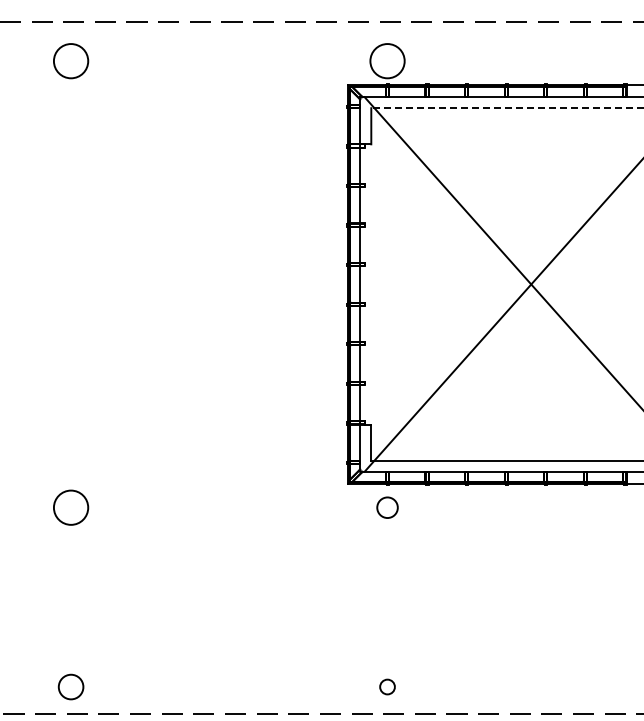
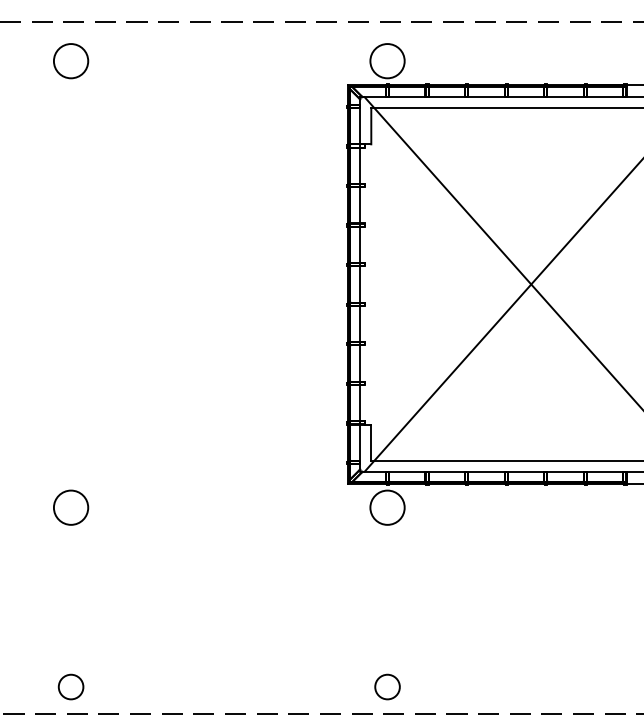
line: dashed -> solid (507, 108)
circle diameter: 21 px -> 34 px (387, 507)
circle size: 17x18 px -> 27x28 px (387, 686)
